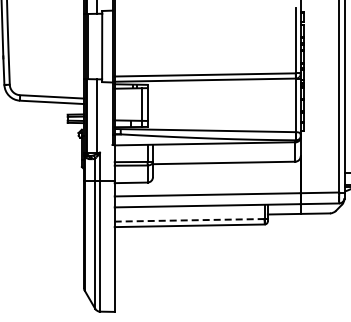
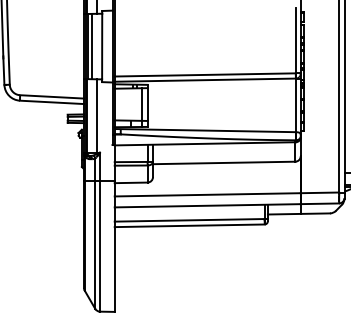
line: none -> present (91, 46)
line: dashed -> solid (189, 220)
